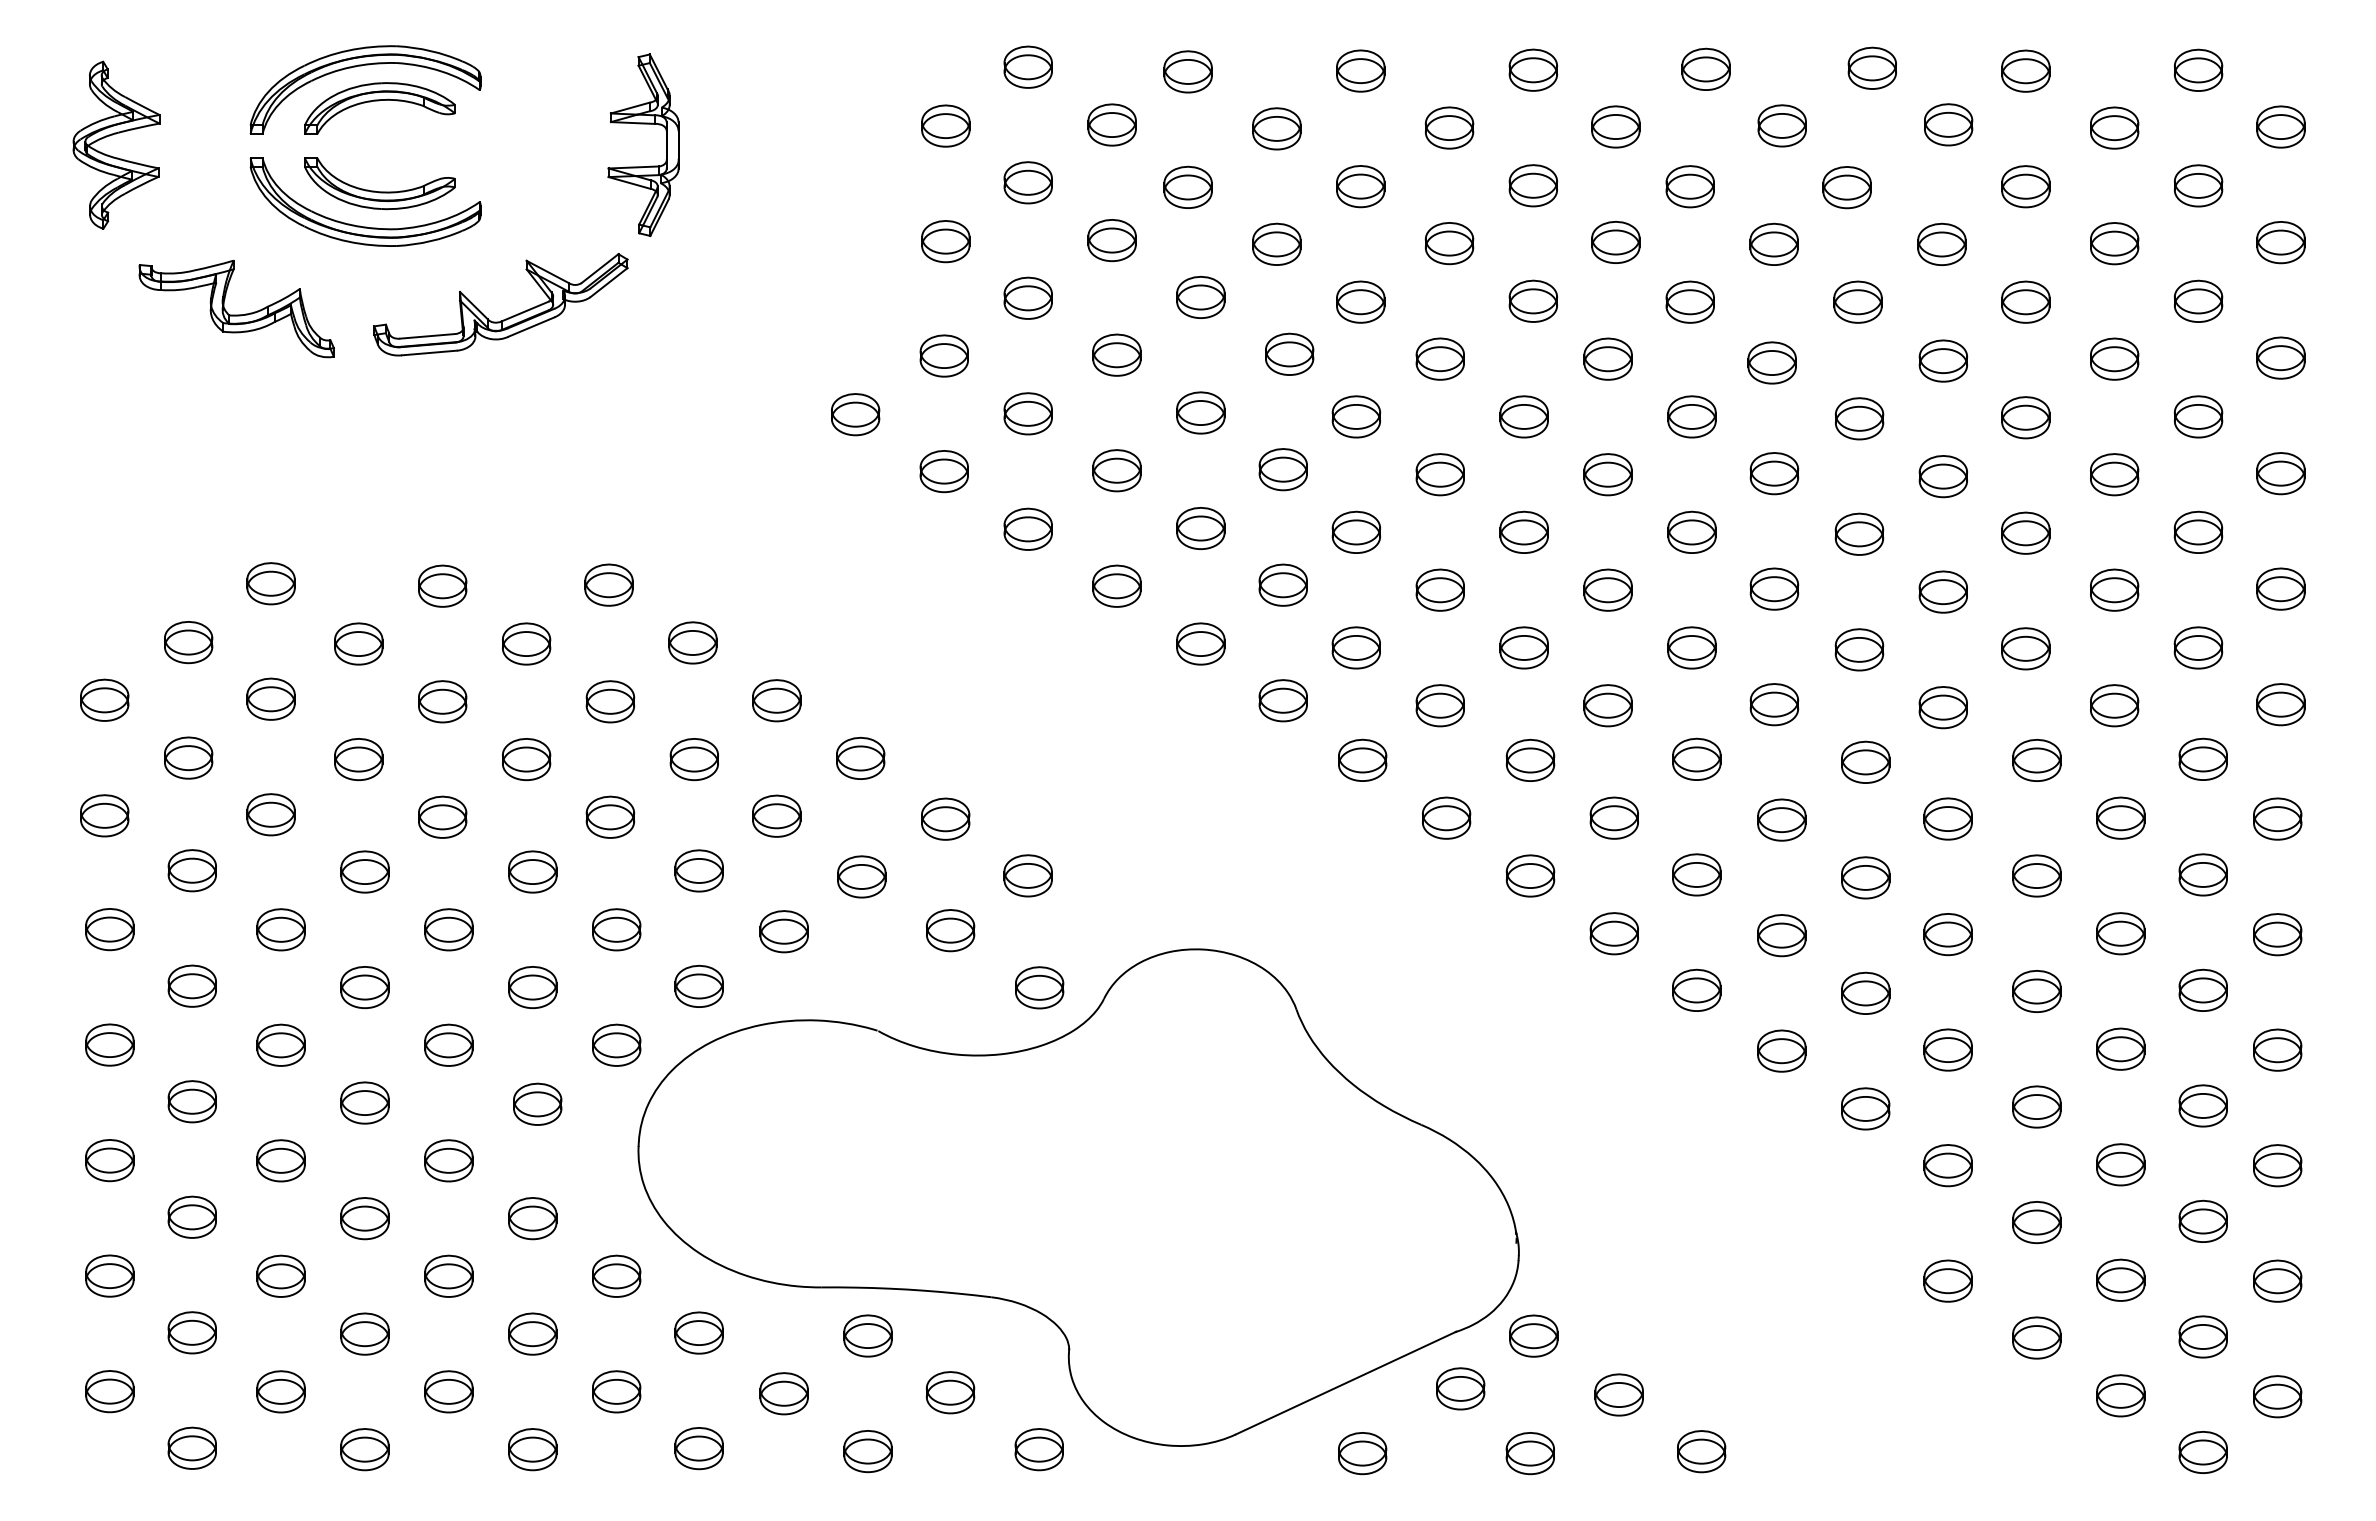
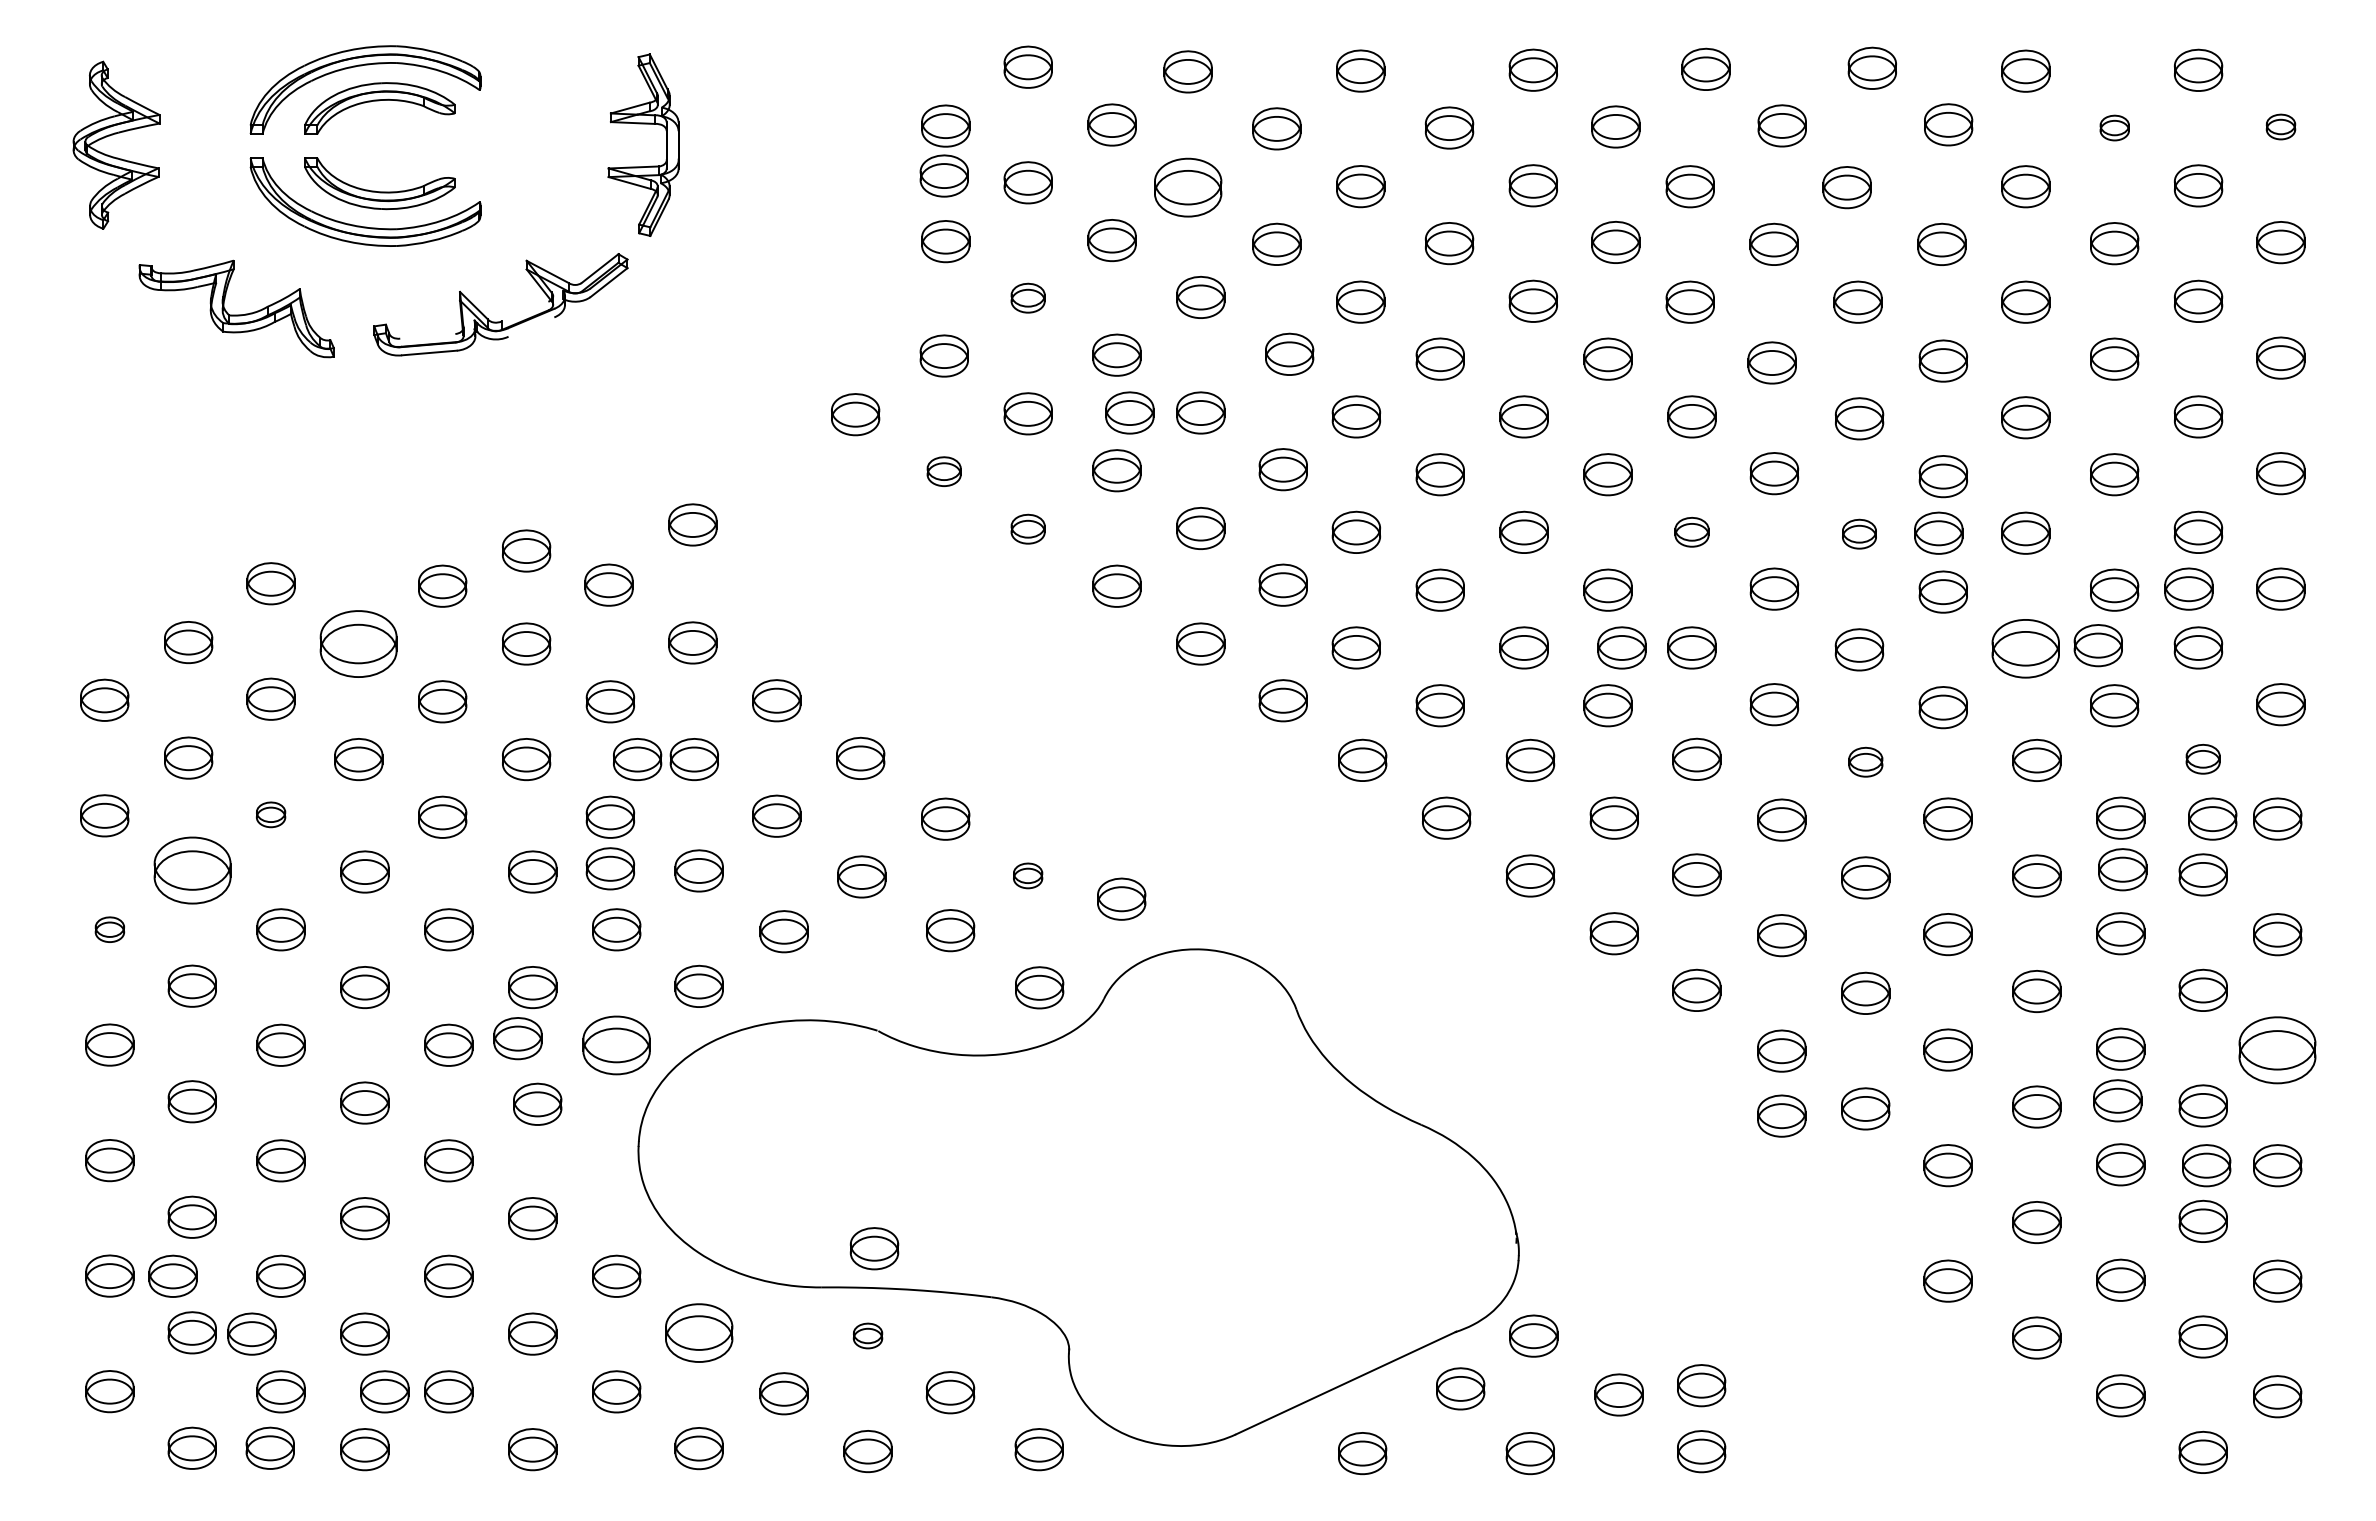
part size: 50x44 px -> 32x28 px (2280, 126)
part size: 50x44 px -> 31x28 px (2114, 127)
part: none -> present (943, 175)
part size: 50x44 px -> 69x61 px (1188, 187)
part size: 50x44 px -> 36x32 px (1027, 297)
line: present -> none (524, 311)
line: present -> none (531, 326)
line: present -> none (427, 336)
part: none -> present (1129, 412)
part size: 50x44 px -> 36x31 px (943, 471)
part: none -> present (692, 524)
part size: 50x44 px -> 36x32 px (1027, 528)
part size: 50x44 px -> 36x31 px (1691, 532)
part: none -> present (1938, 532)
part size: 51x44 px -> 35x32 px (1859, 533)
part: none -> present (526, 550)
part: none -> present (2188, 588)
part size: 50x44 px -> 79x68 px (358, 643)
part: none -> present (2097, 645)
part: none -> present (1621, 647)
part size: 50x44 px -> 69x60 px (2025, 648)
part size: 50x44 px -> 36x32 px (2202, 758)
part: none -> present (637, 759)
part size: 50x44 px -> 36x32 px (1865, 761)
part size: 50x44 px -> 31x28 px (271, 814)
part: none -> present (2212, 818)
part: none -> present (610, 868)
part: none -> present (2122, 869)
part size: 50x44 px -> 79x69 px (192, 870)
part size: 50x44 px -> 31x28 px (1028, 875)
part: none -> present (1121, 898)
part size: 50x44 px -> 32x27 px (109, 929)
part: none -> present (517, 1038)
part size: 50x44 px -> 69x61 px (616, 1045)
part size: 50x44 px -> 79x69 px (2277, 1050)
part: none -> present (2117, 1100)
part: none -> present (1781, 1115)
part: none -> present (2206, 1165)
part: none -> present (874, 1248)
part: none -> present (172, 1275)
part size: 50x44 px -> 69x60 px (699, 1332)
part: none -> present (251, 1333)
part size: 50x44 px -> 32x28 px (867, 1335)
part: none -> present (1701, 1385)
part: none -> present (384, 1391)
part: none -> present (269, 1447)
